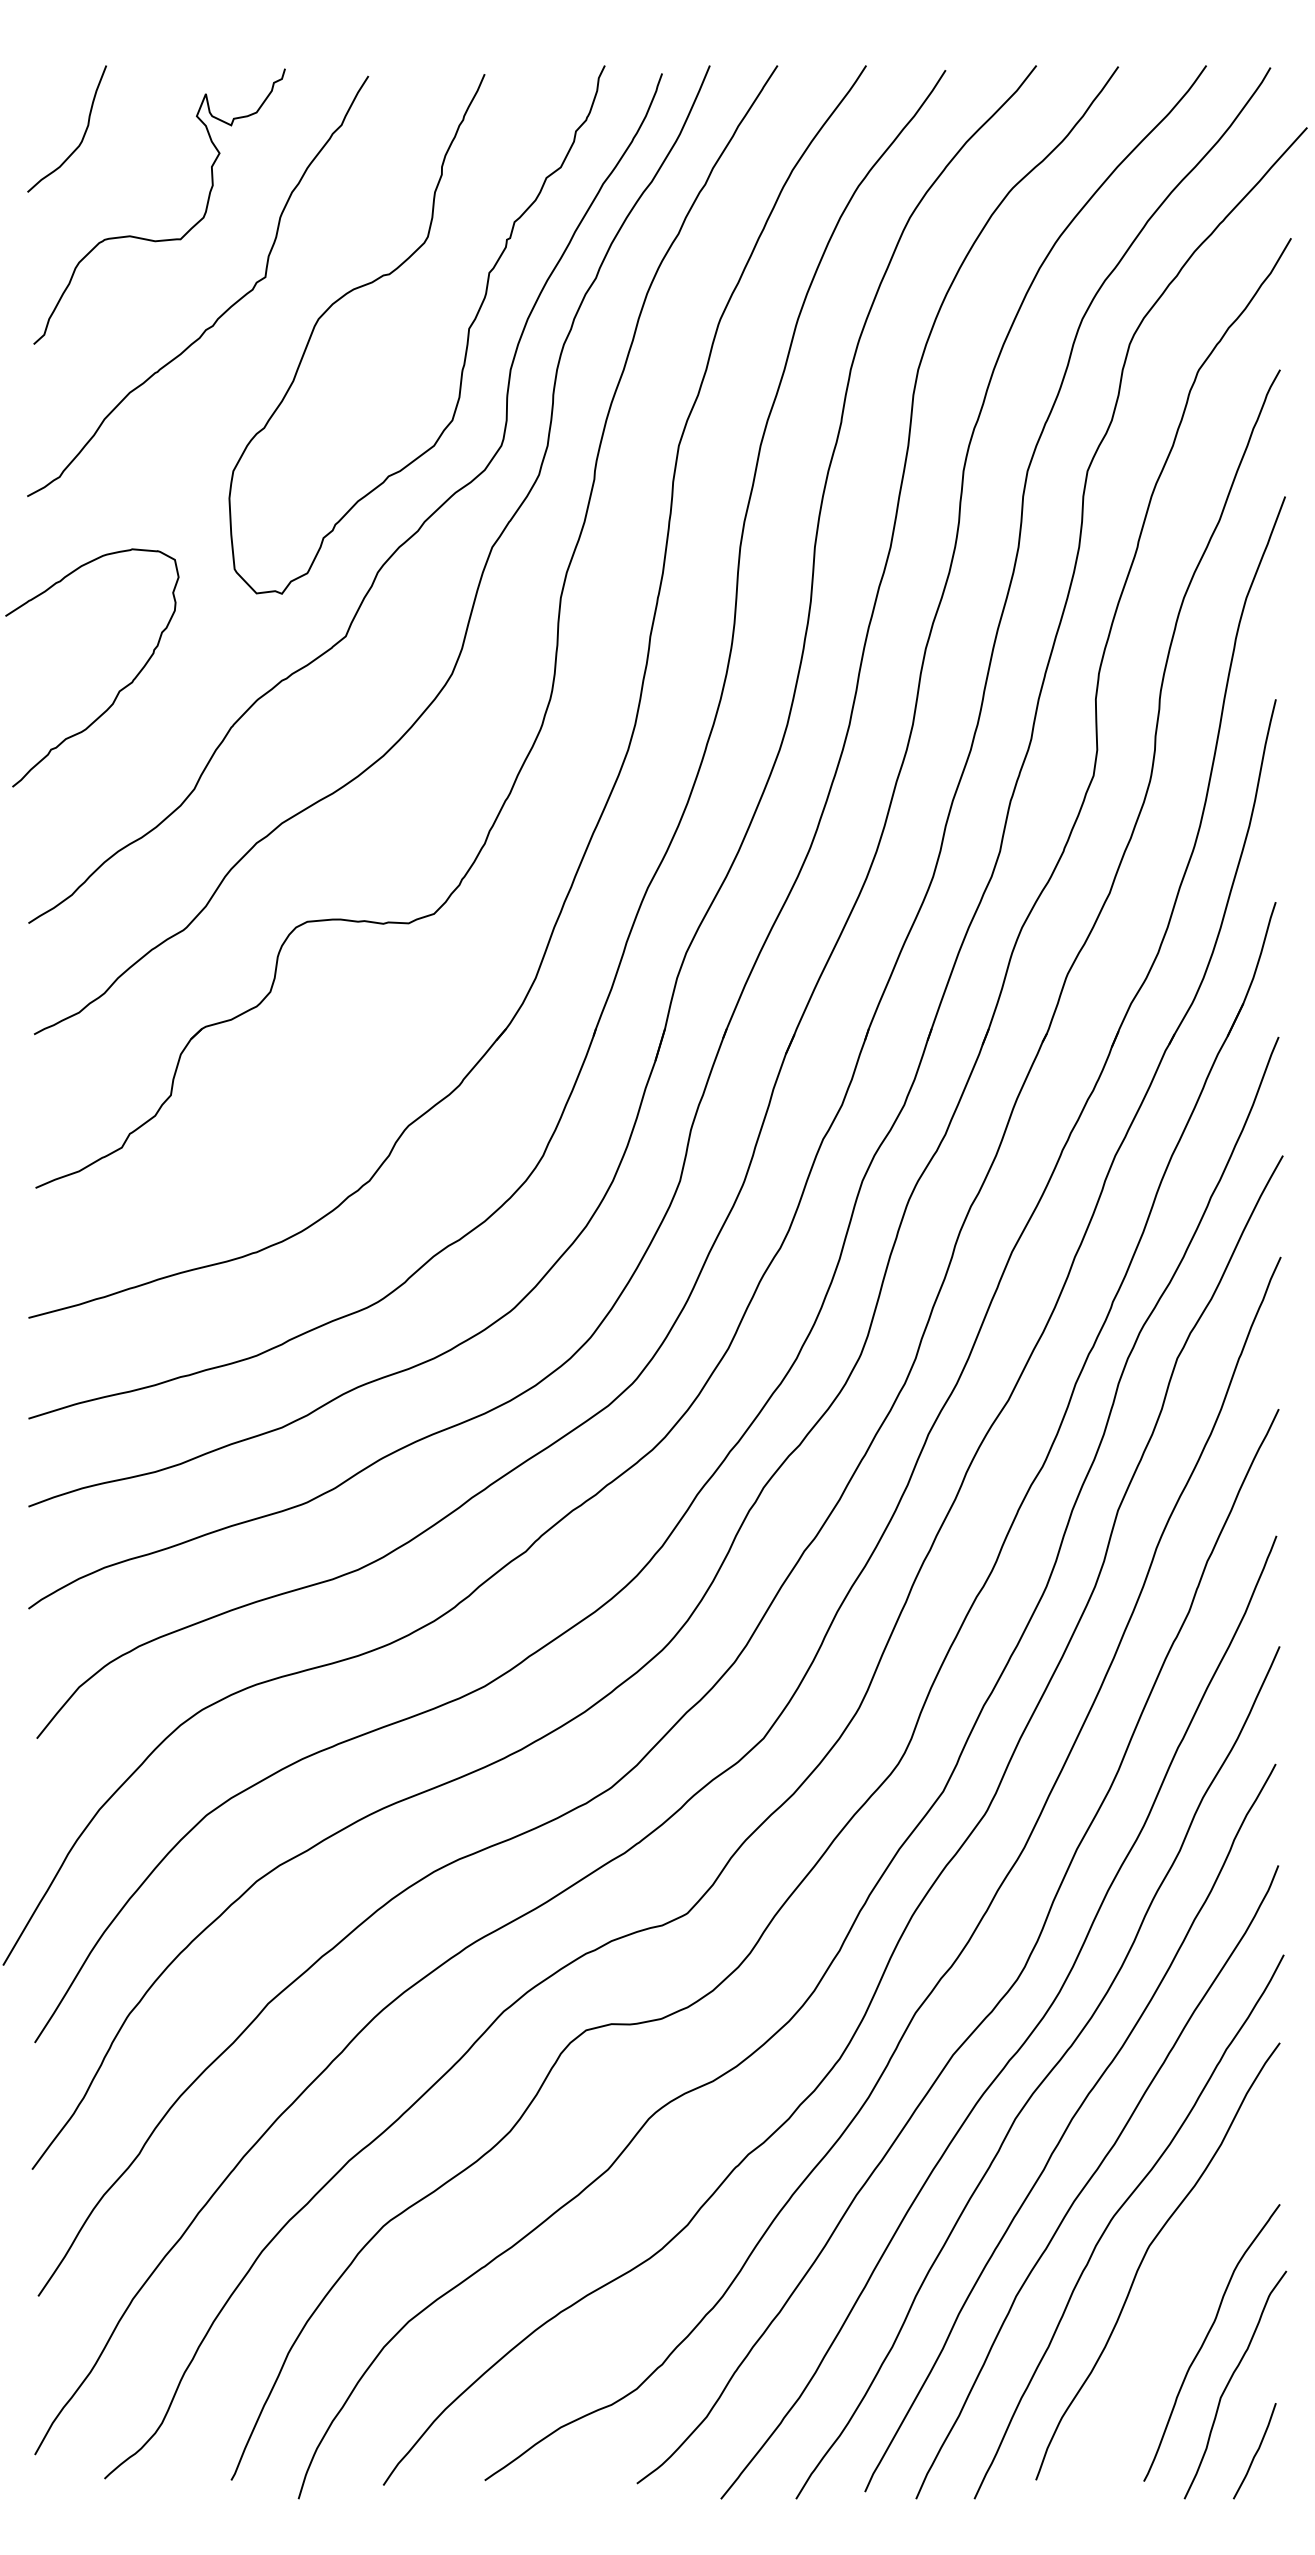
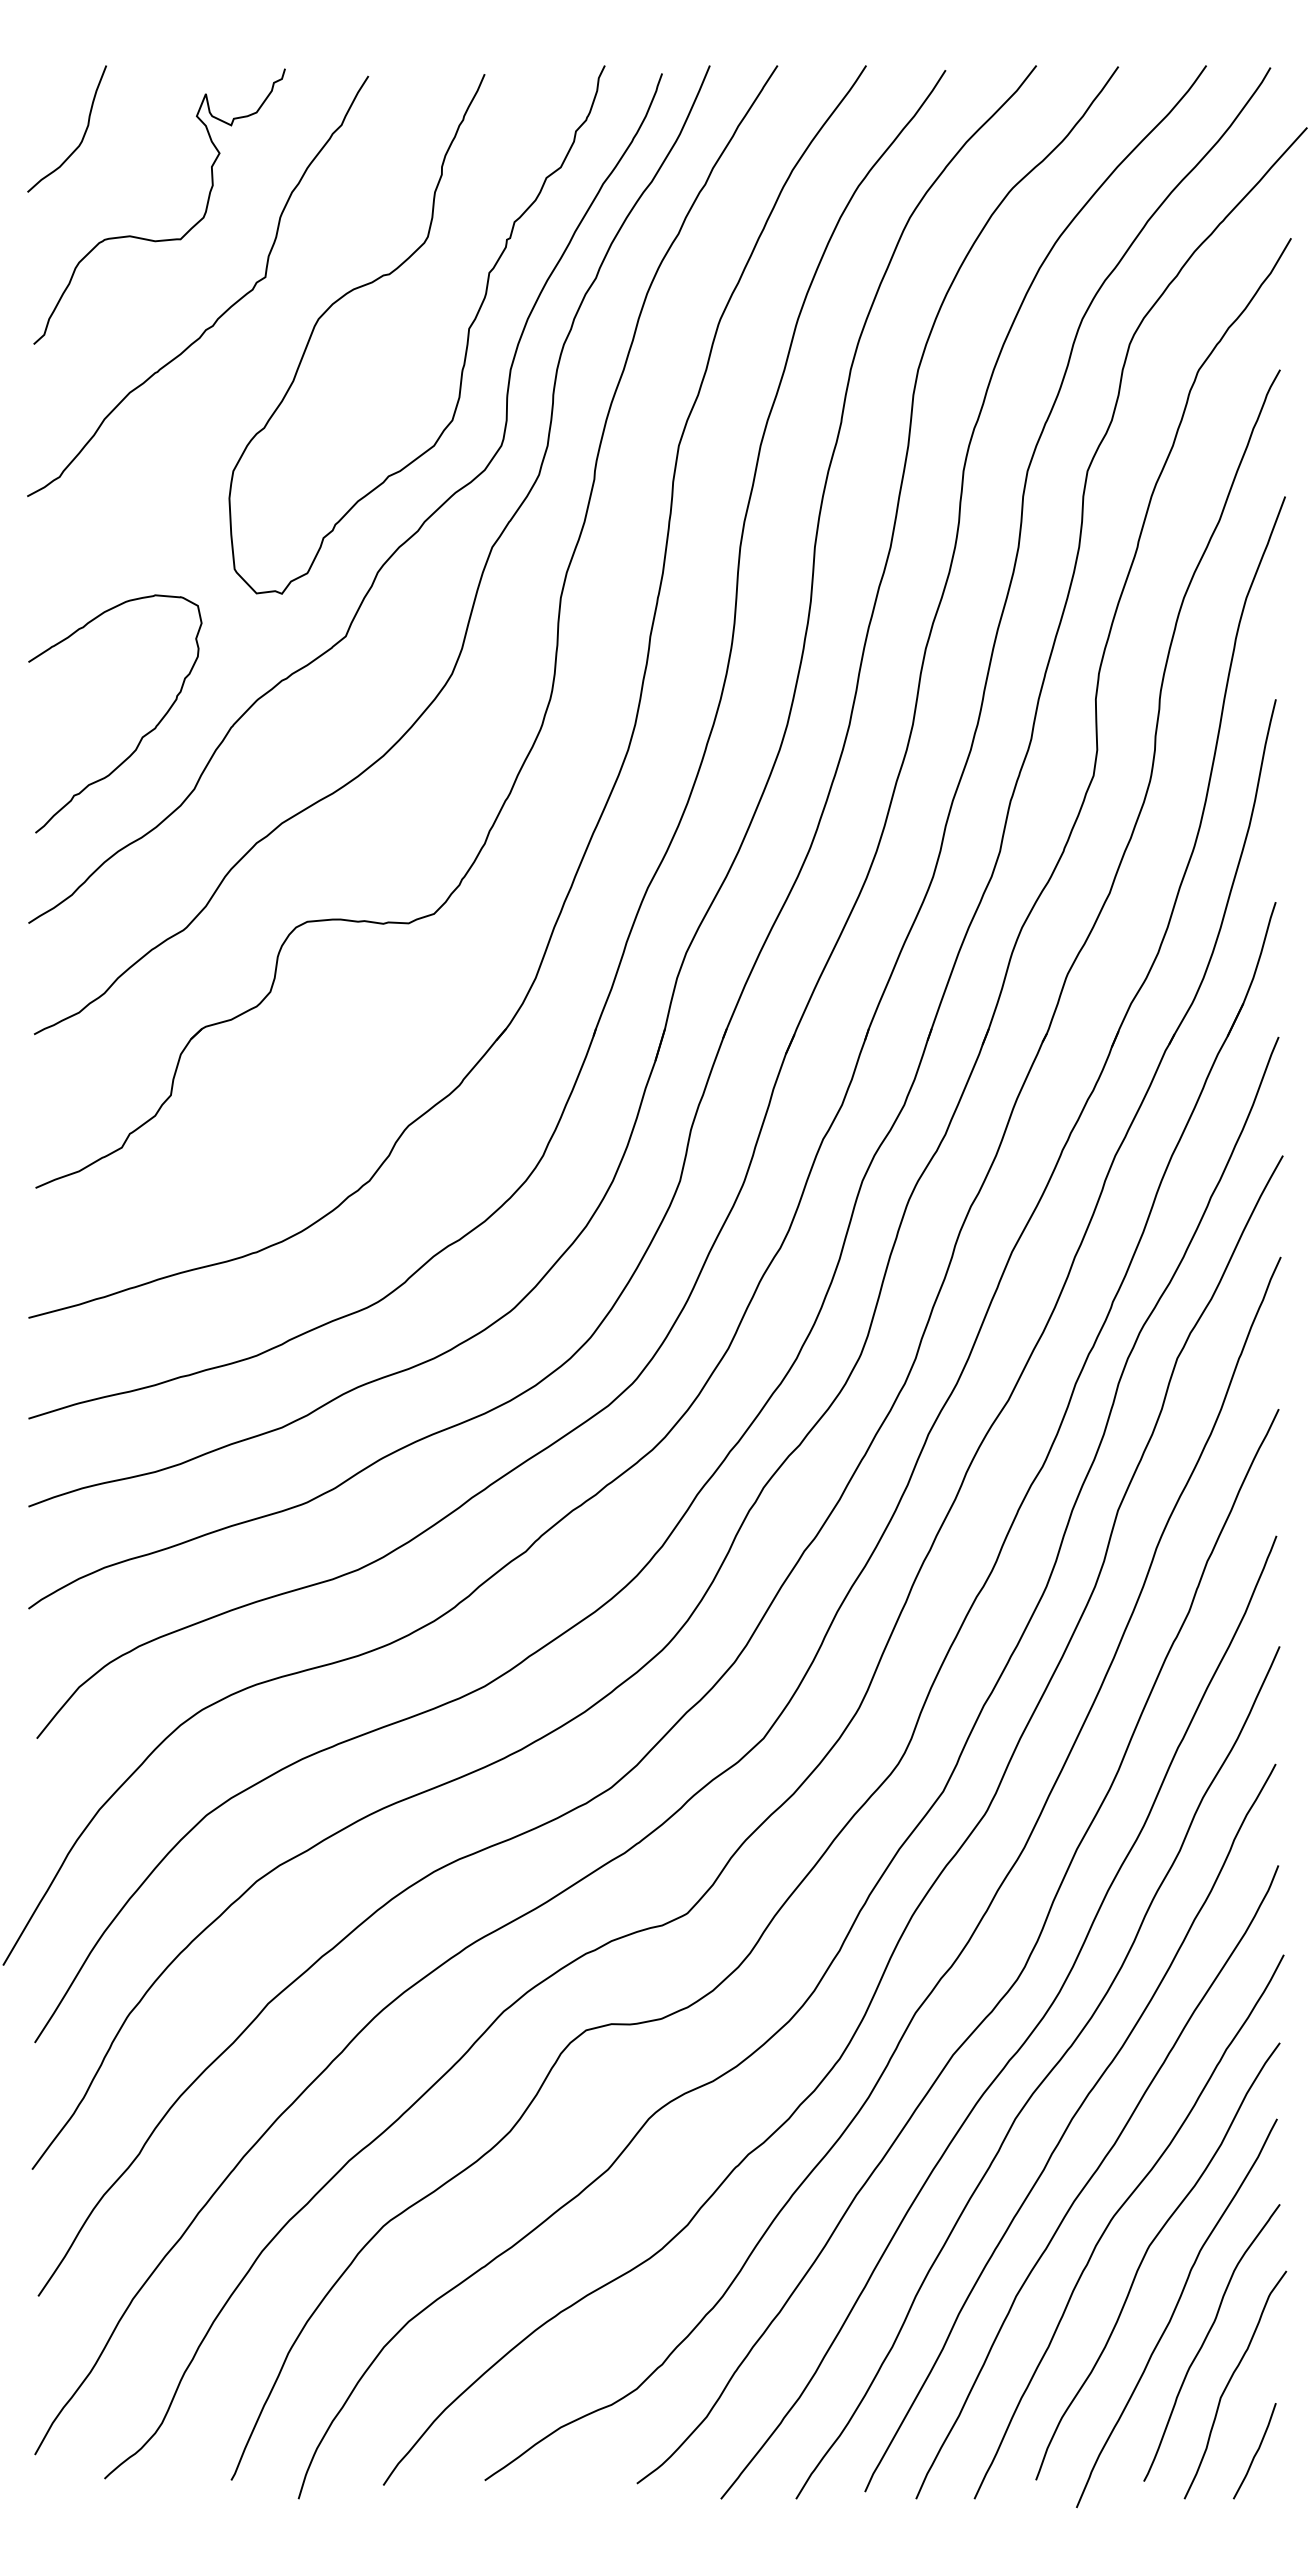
curve position: (118, 691) -> (141, 737) (141, 737)
curve: none -> present (1174, 2313)
